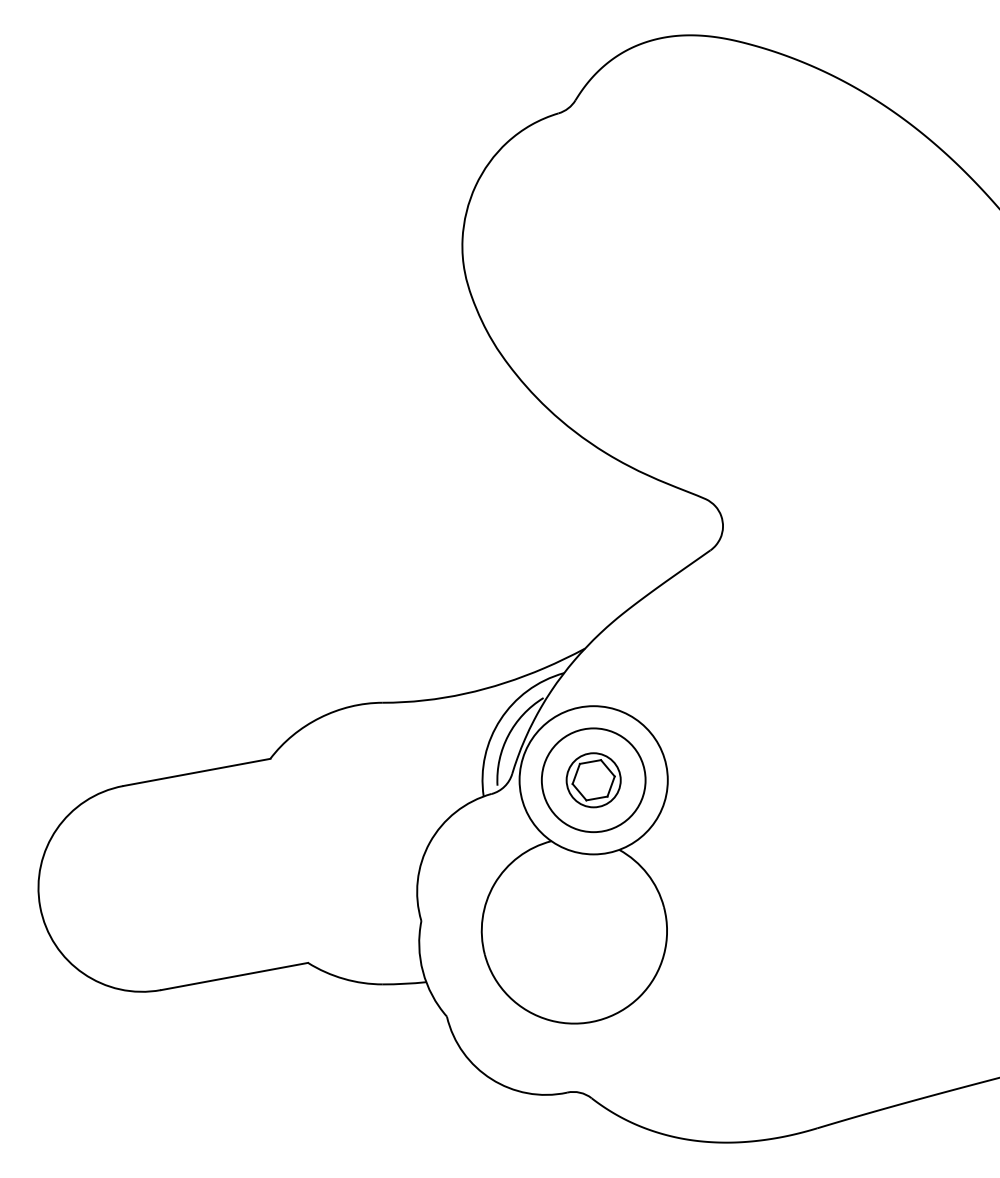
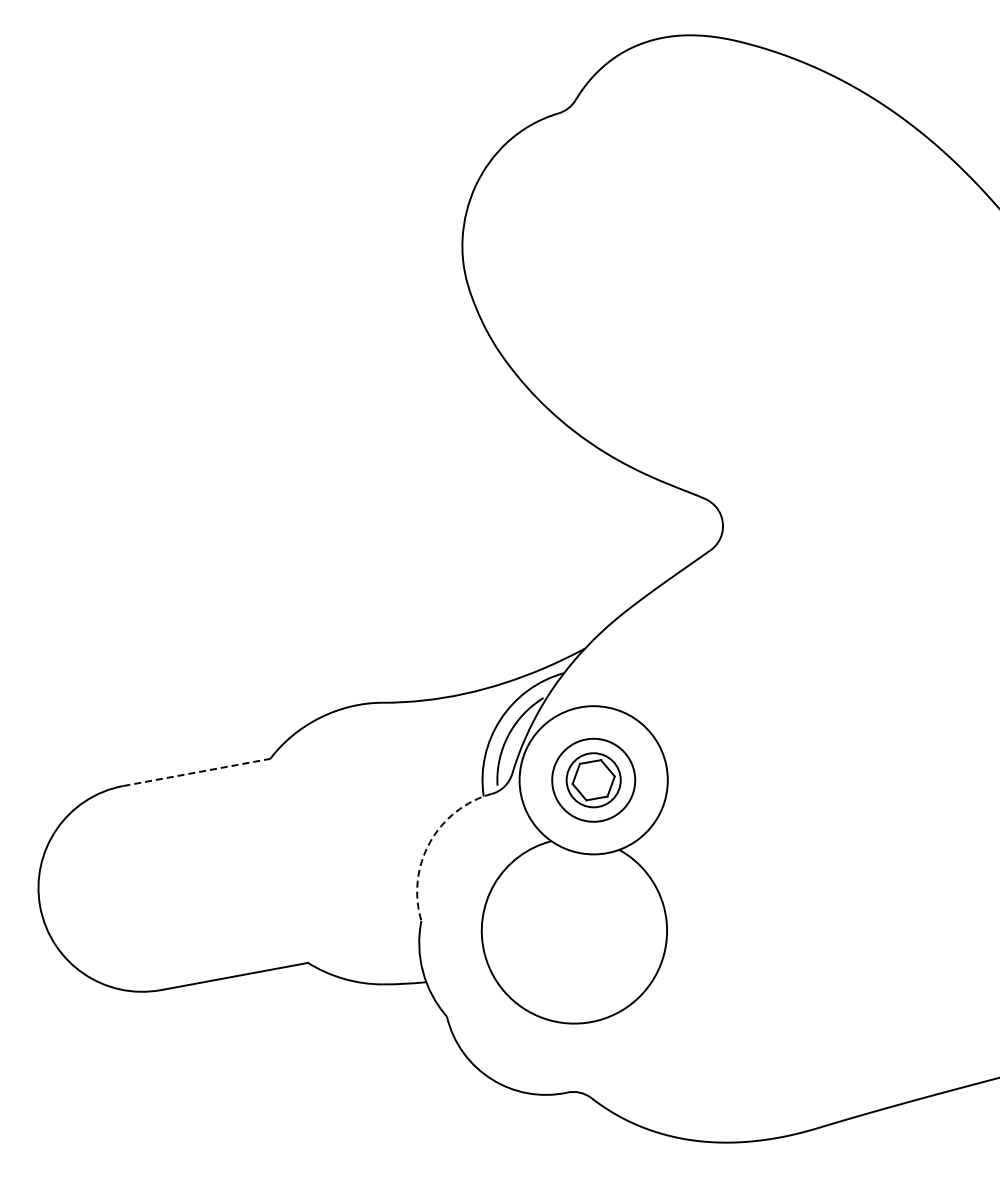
line: solid -> dashed (196, 772)
circle diameter: 104 px -> 83 px (593, 779)
arc: solid -> dashed (429, 842)
